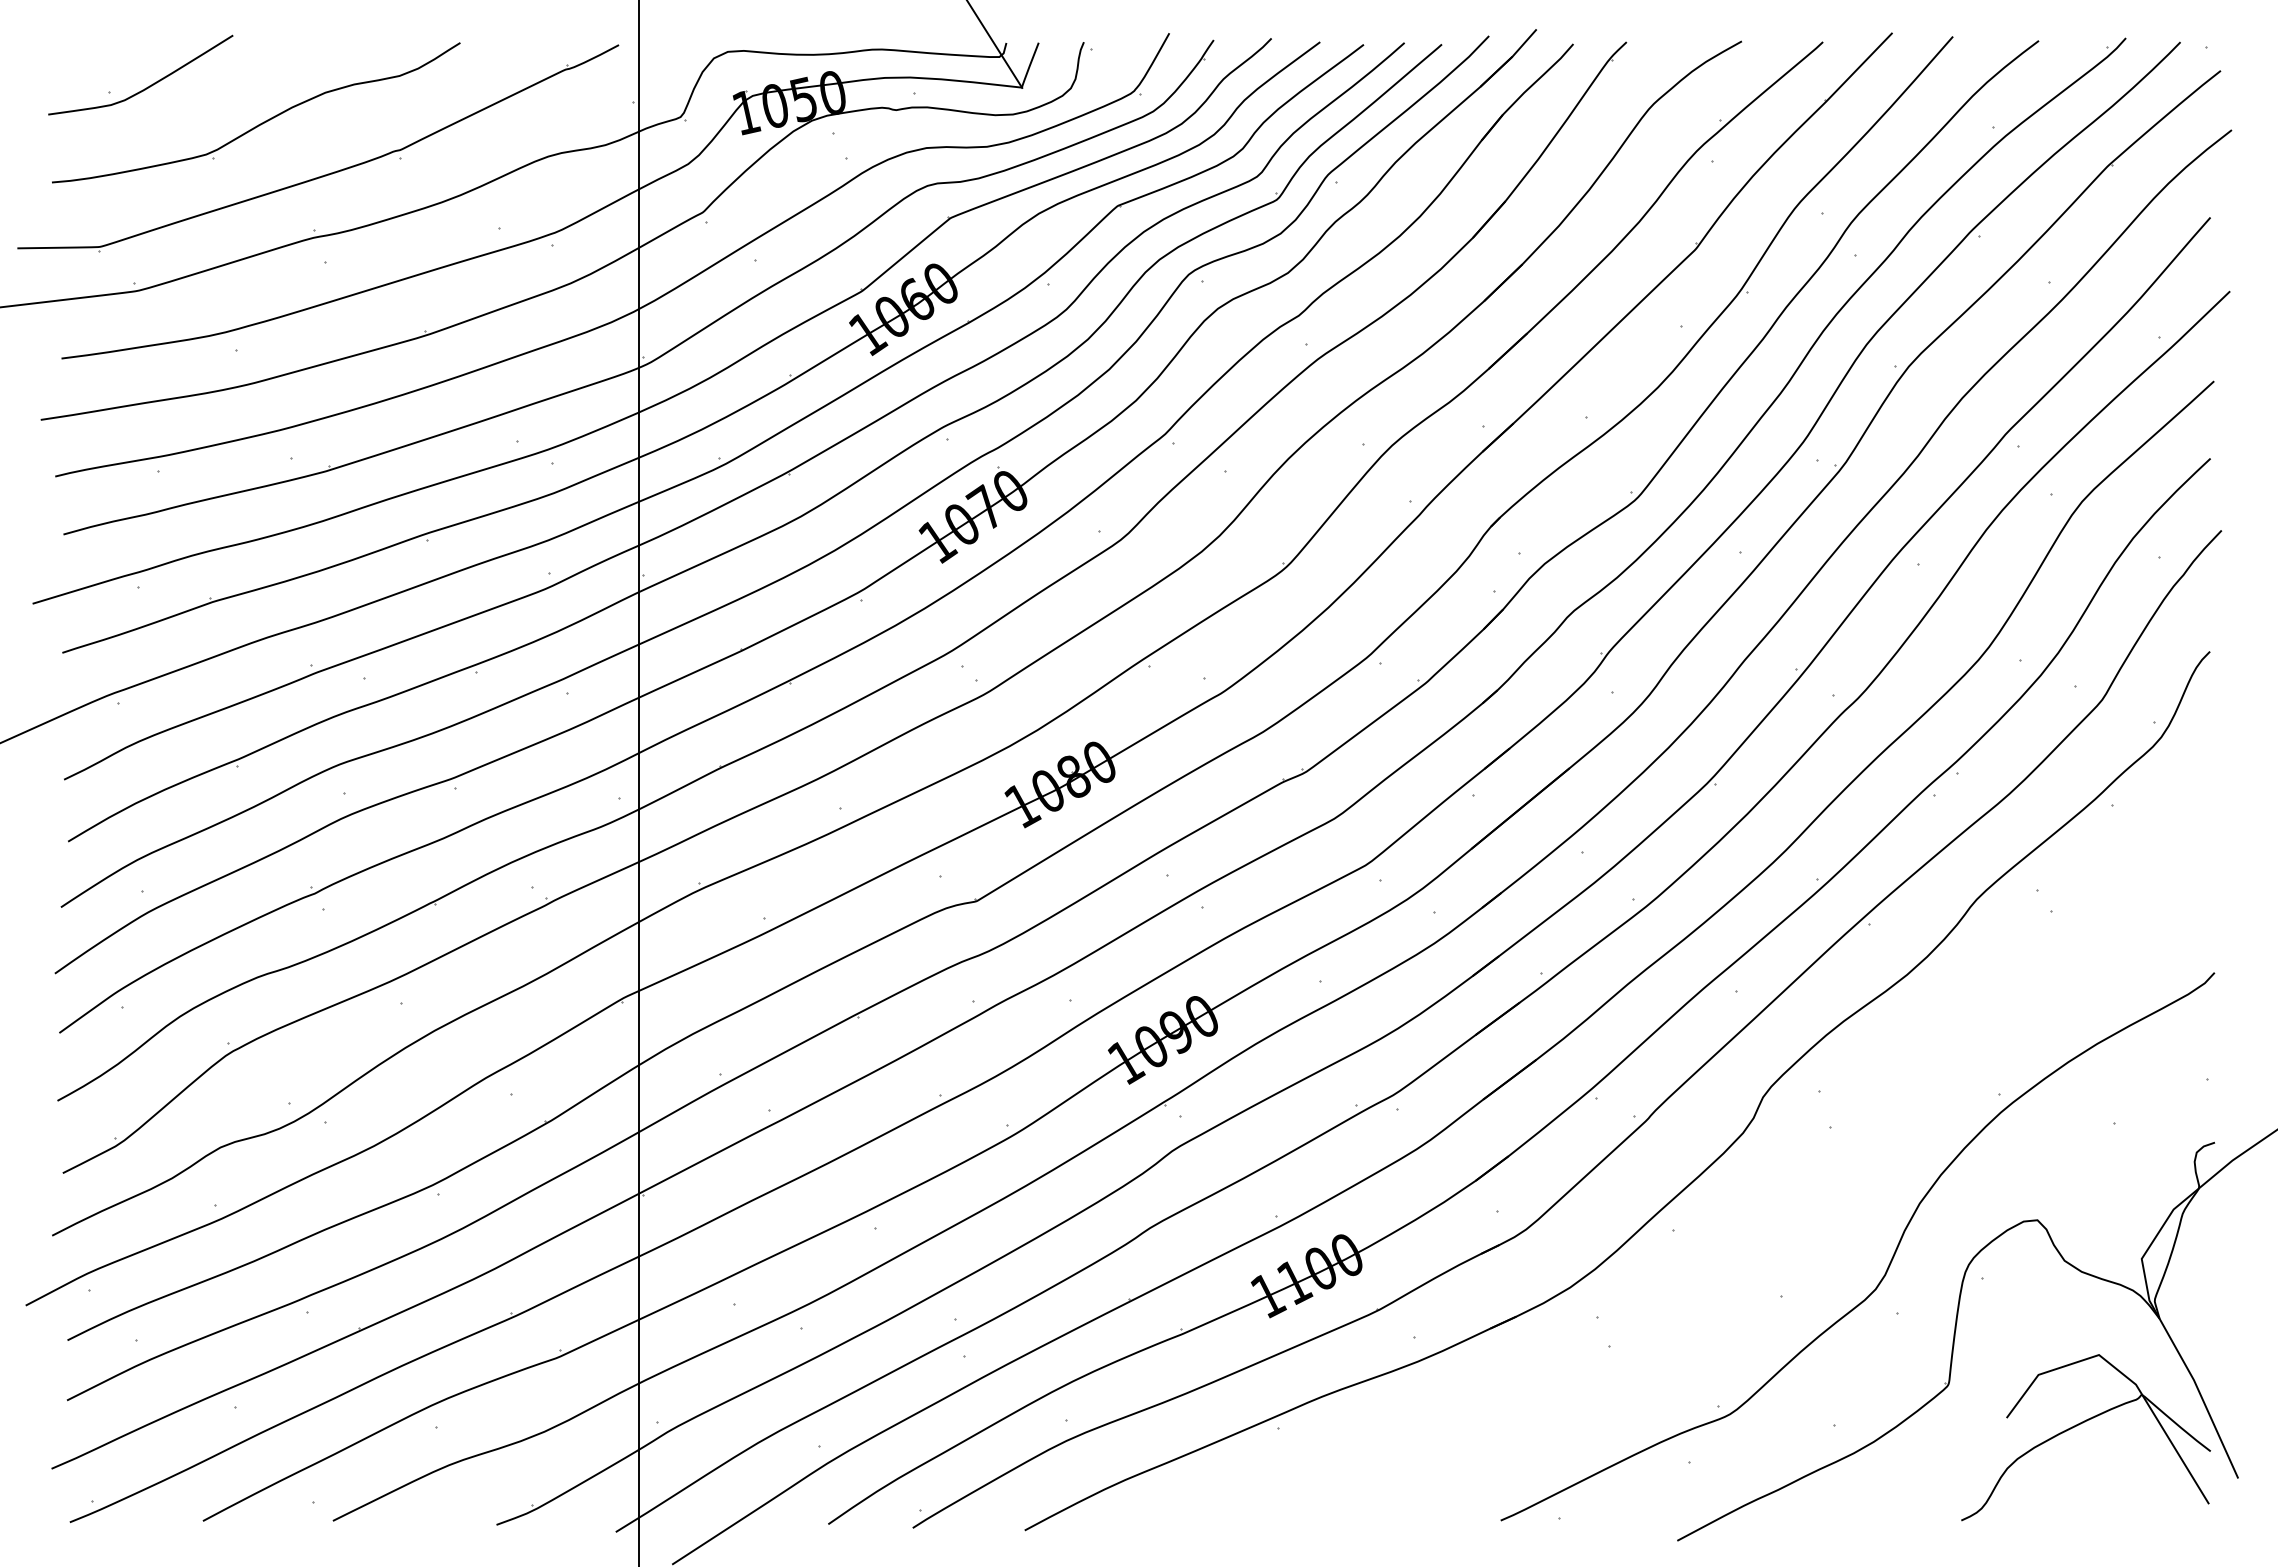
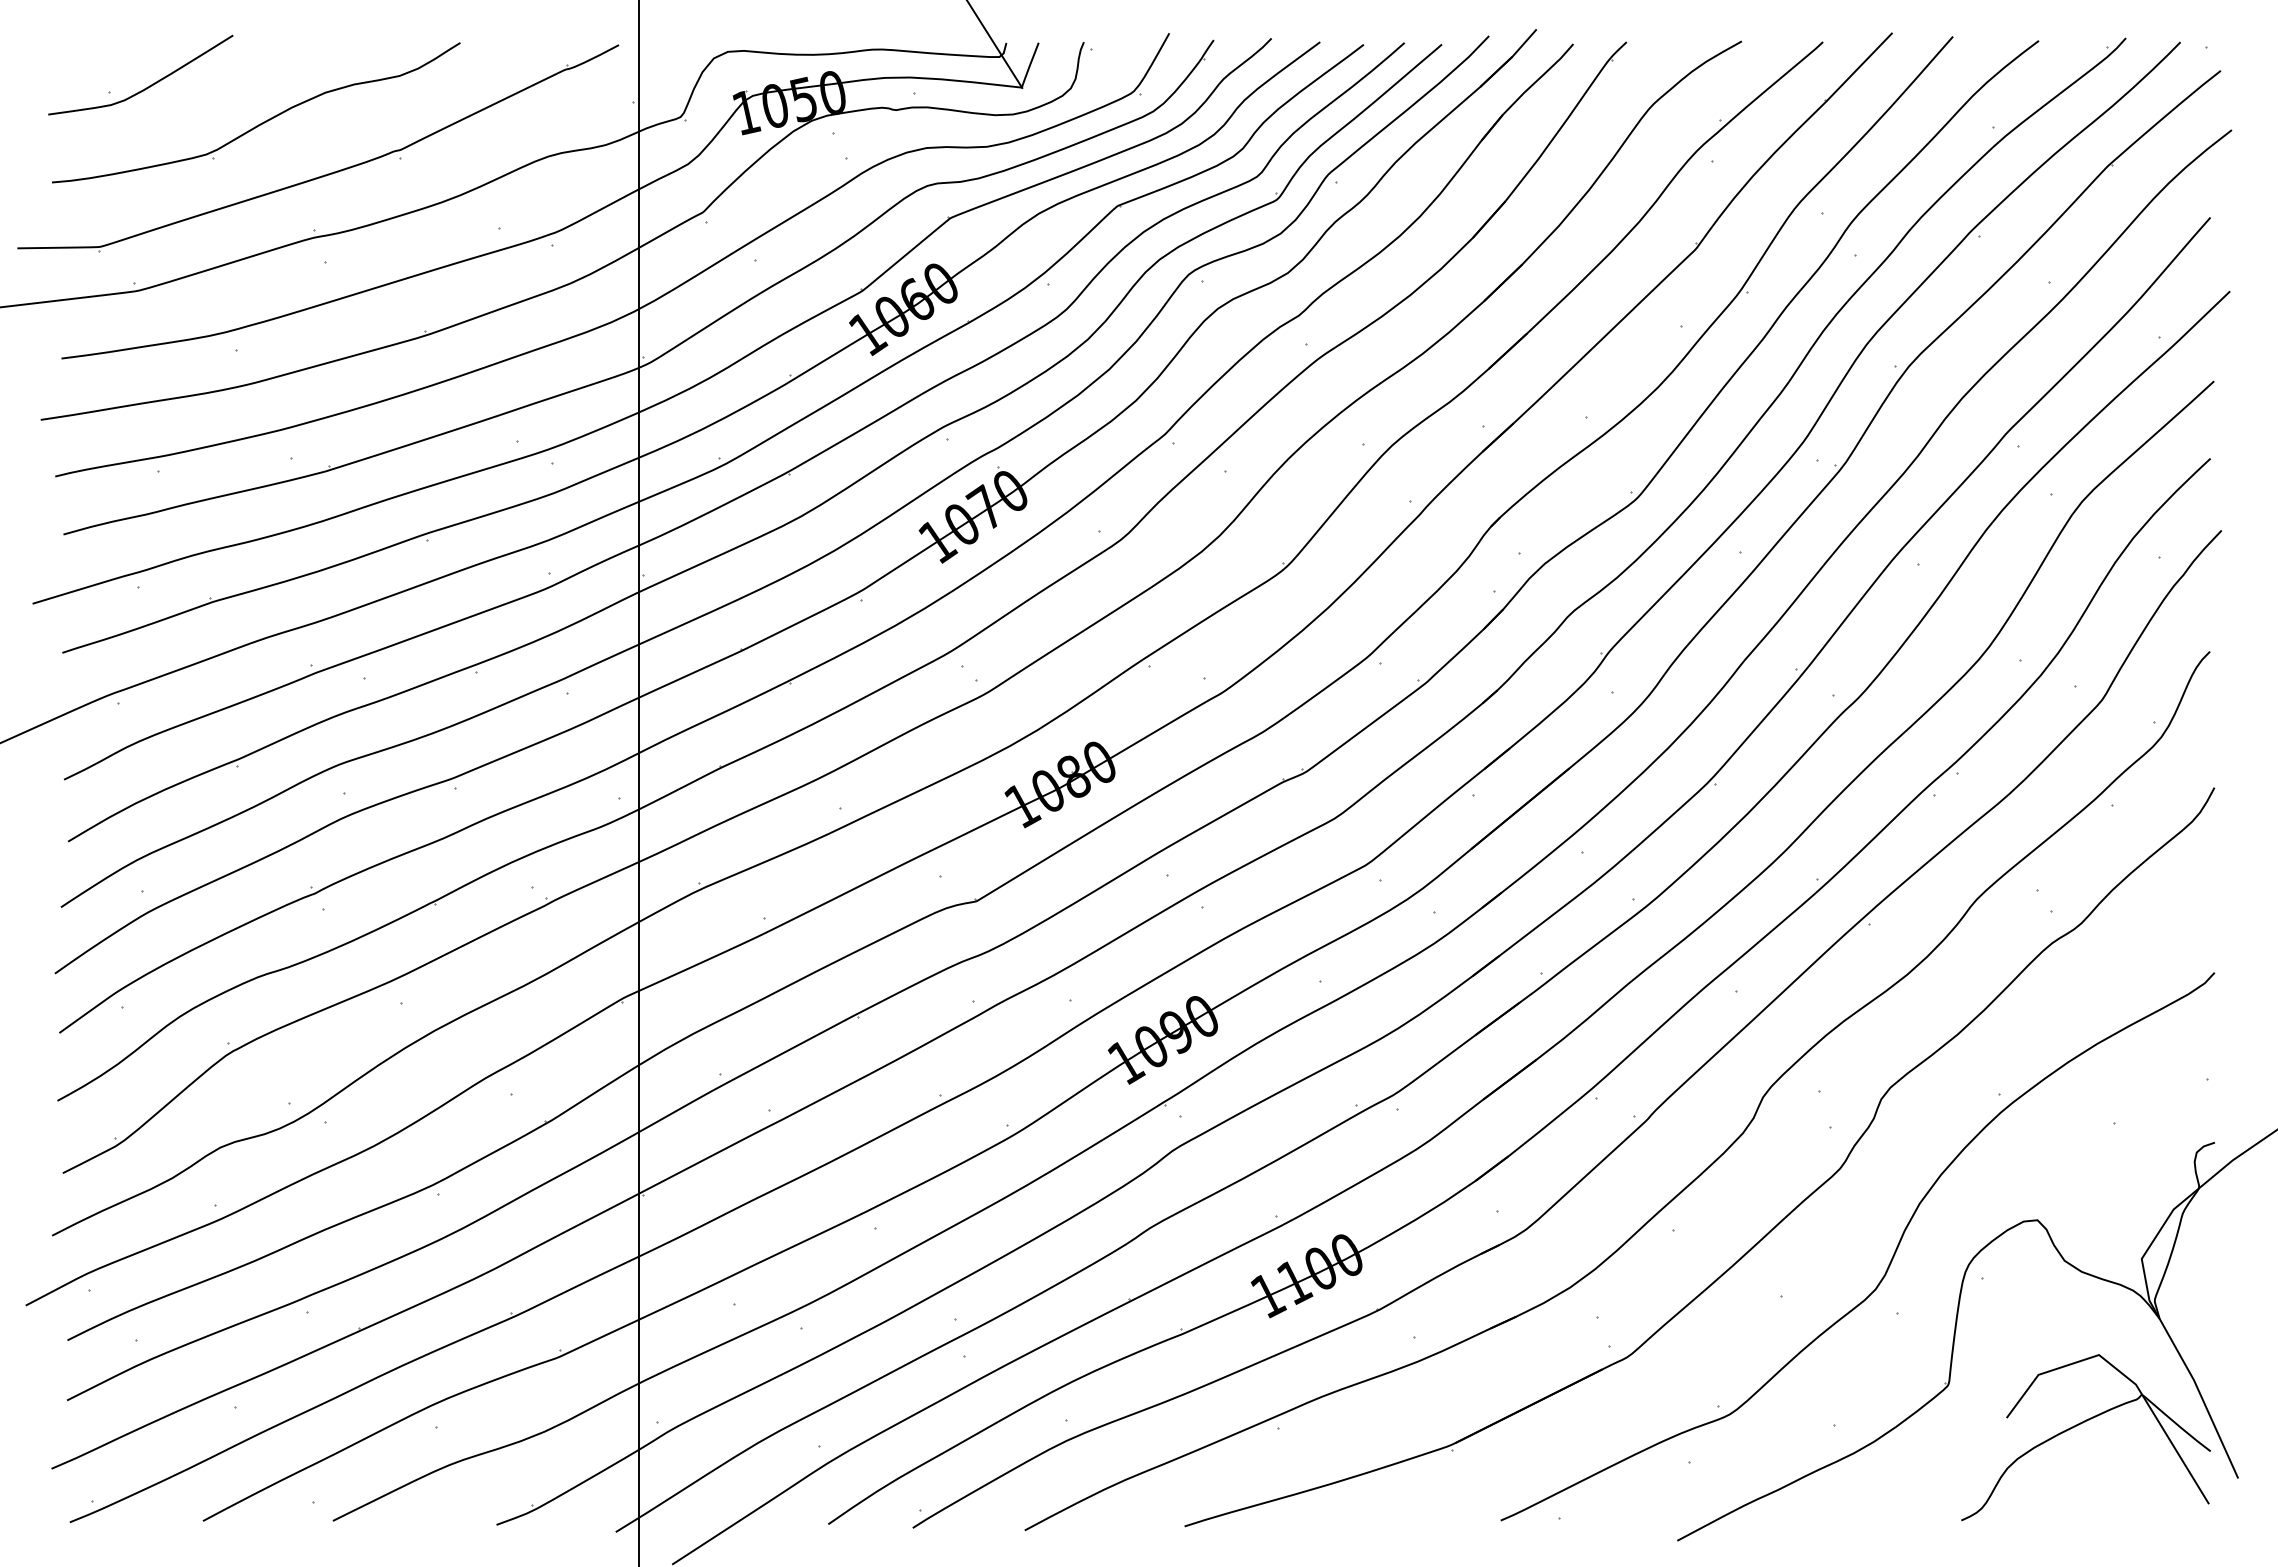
part: none -> present (1769, 1230)
